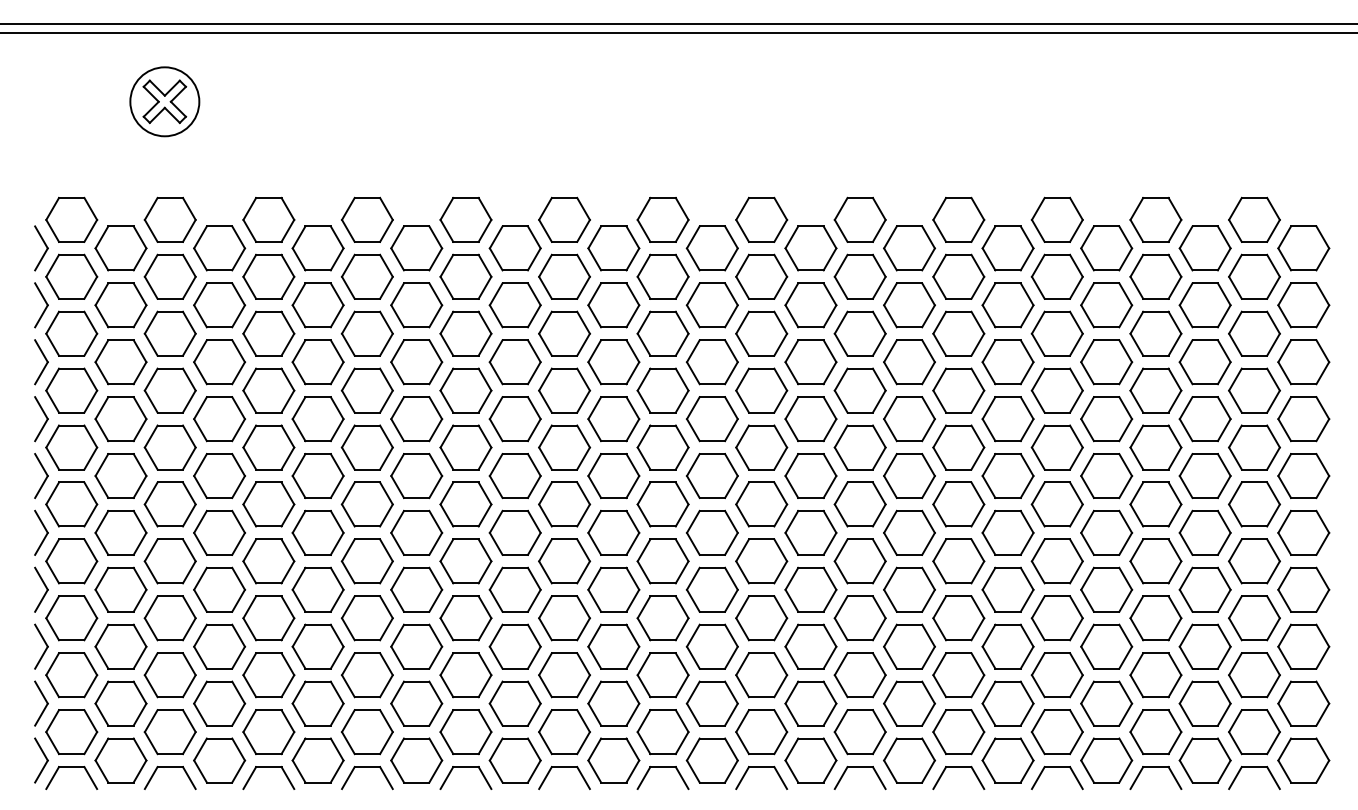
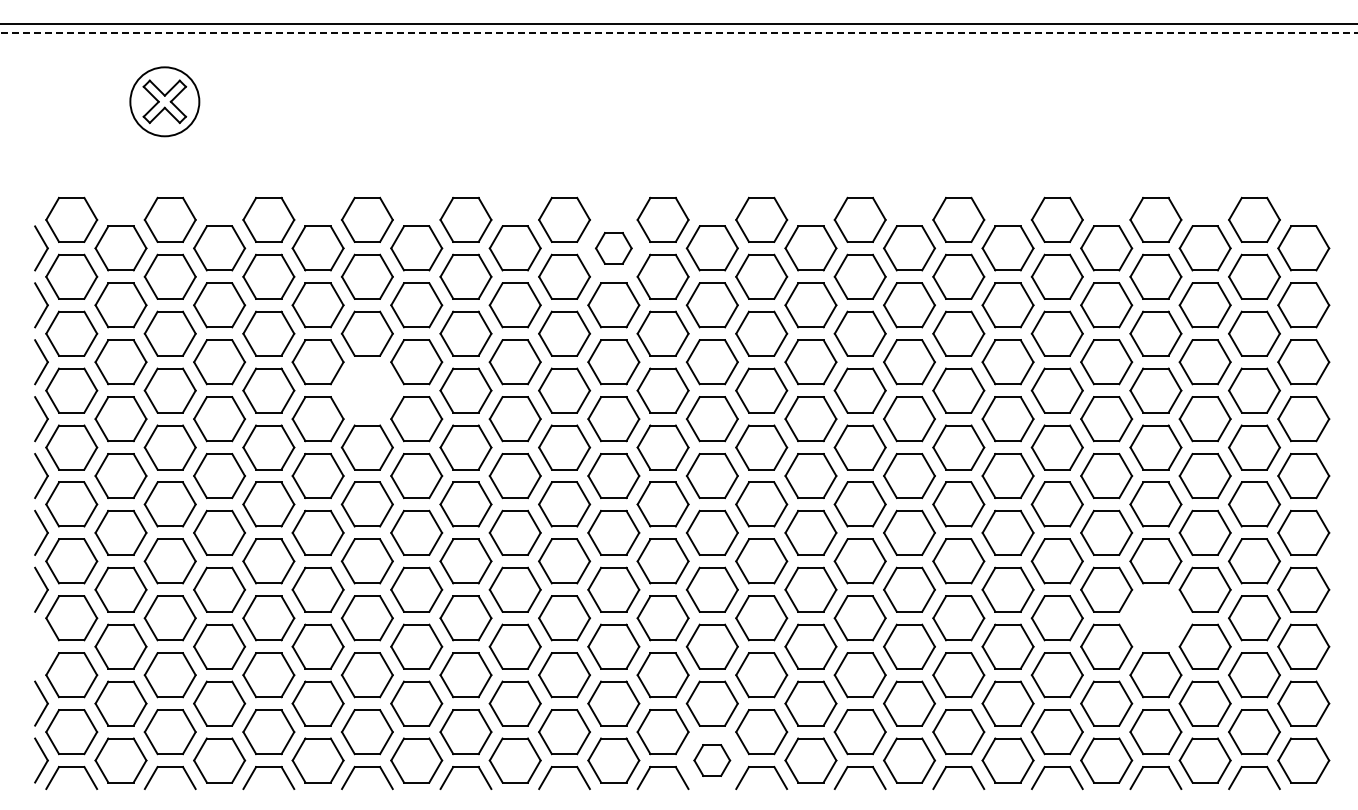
line: solid -> dashed (679, 32)
part size: 54x47 px -> 38x33 px (613, 248)
part: present -> none (366, 390)
part: present -> none (1155, 618)
part: present -> none (41, 646)
part size: 54x47 px -> 39x33 px (712, 760)
